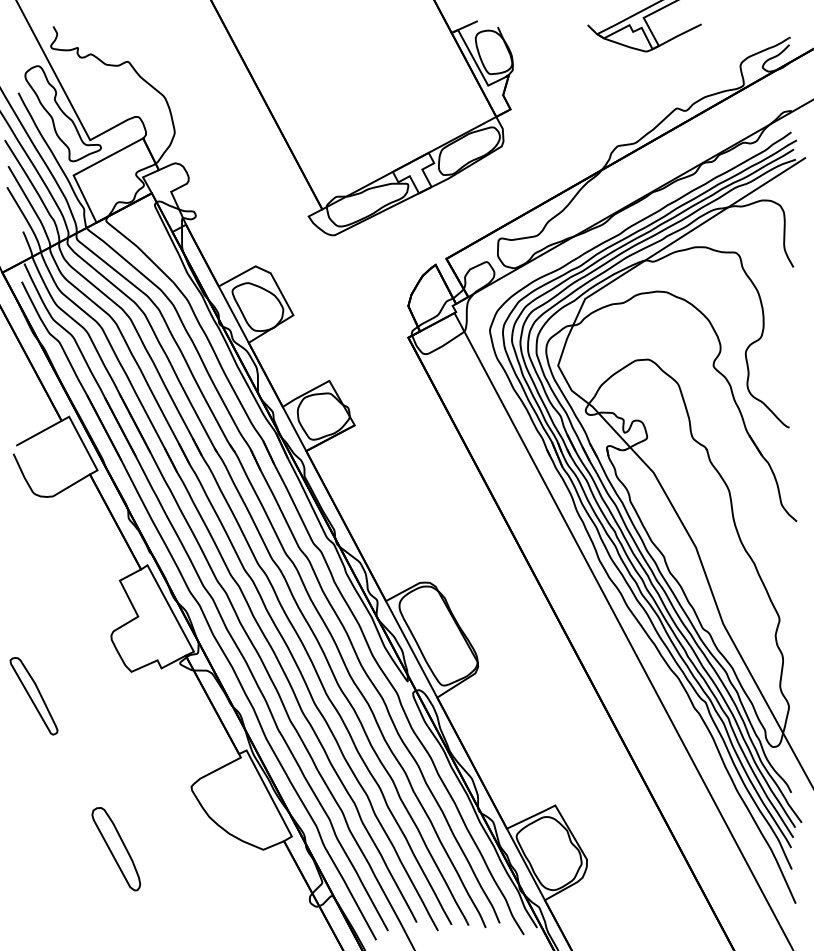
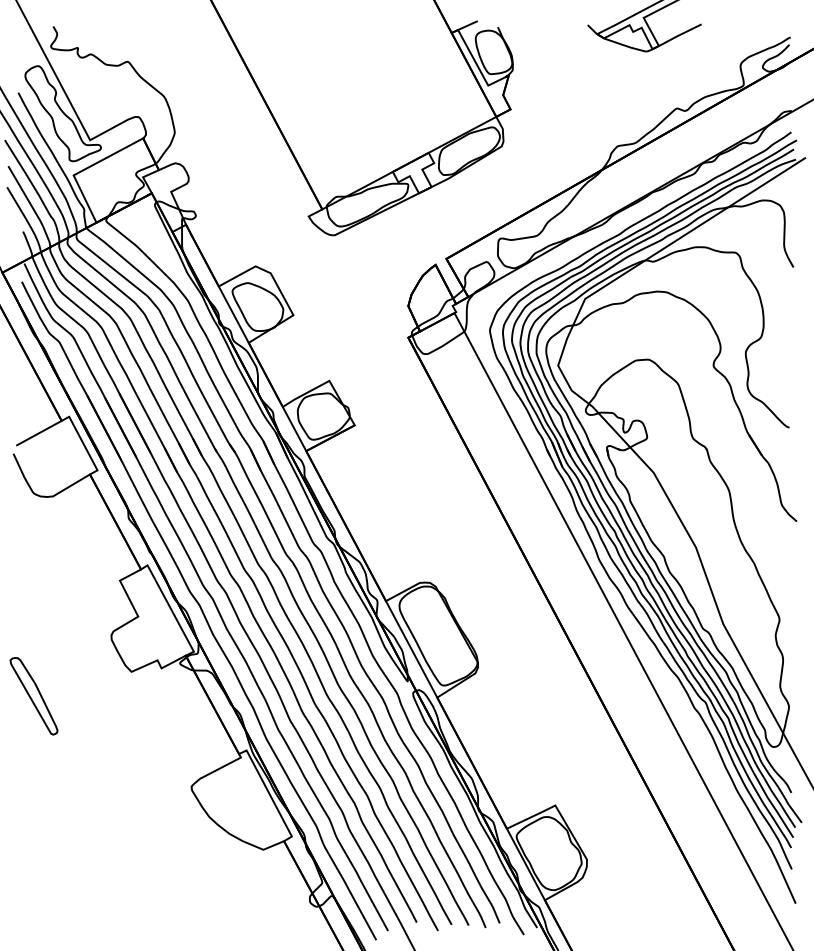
part: present -> none (116, 849)
